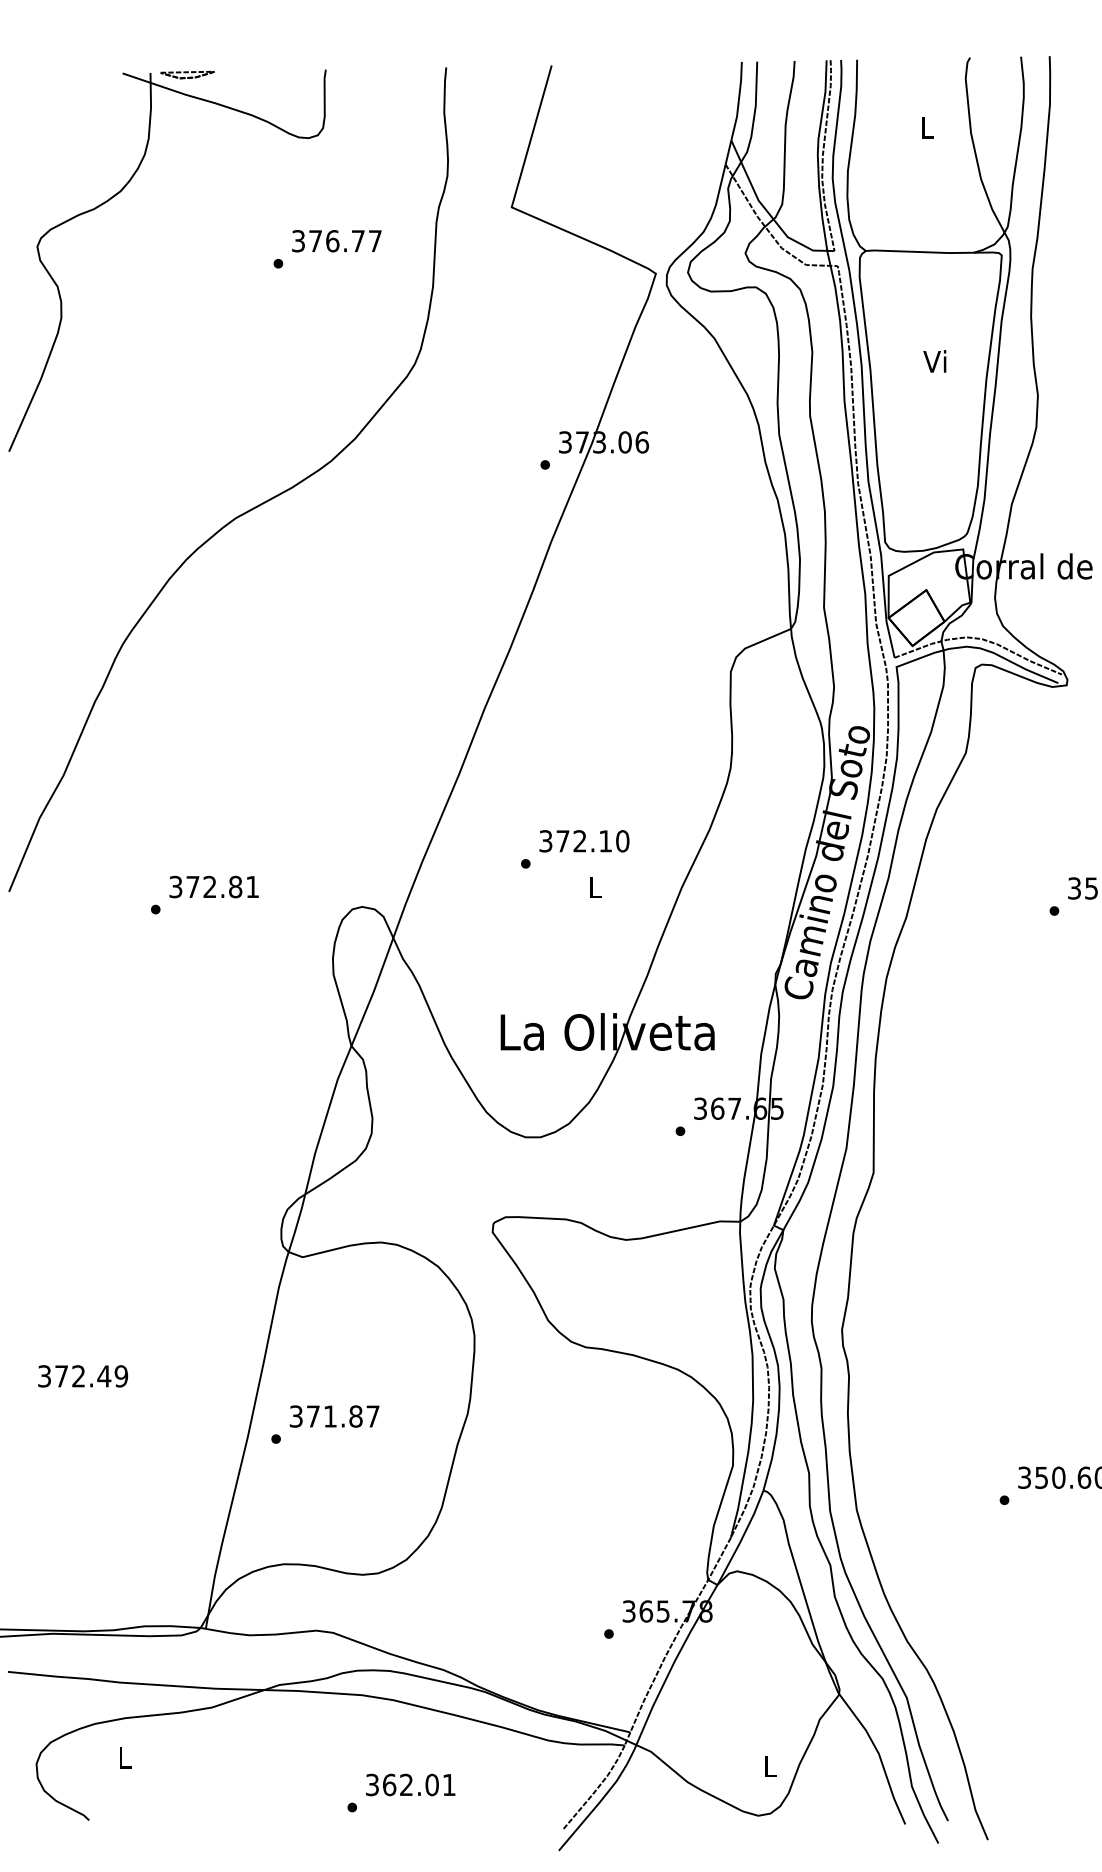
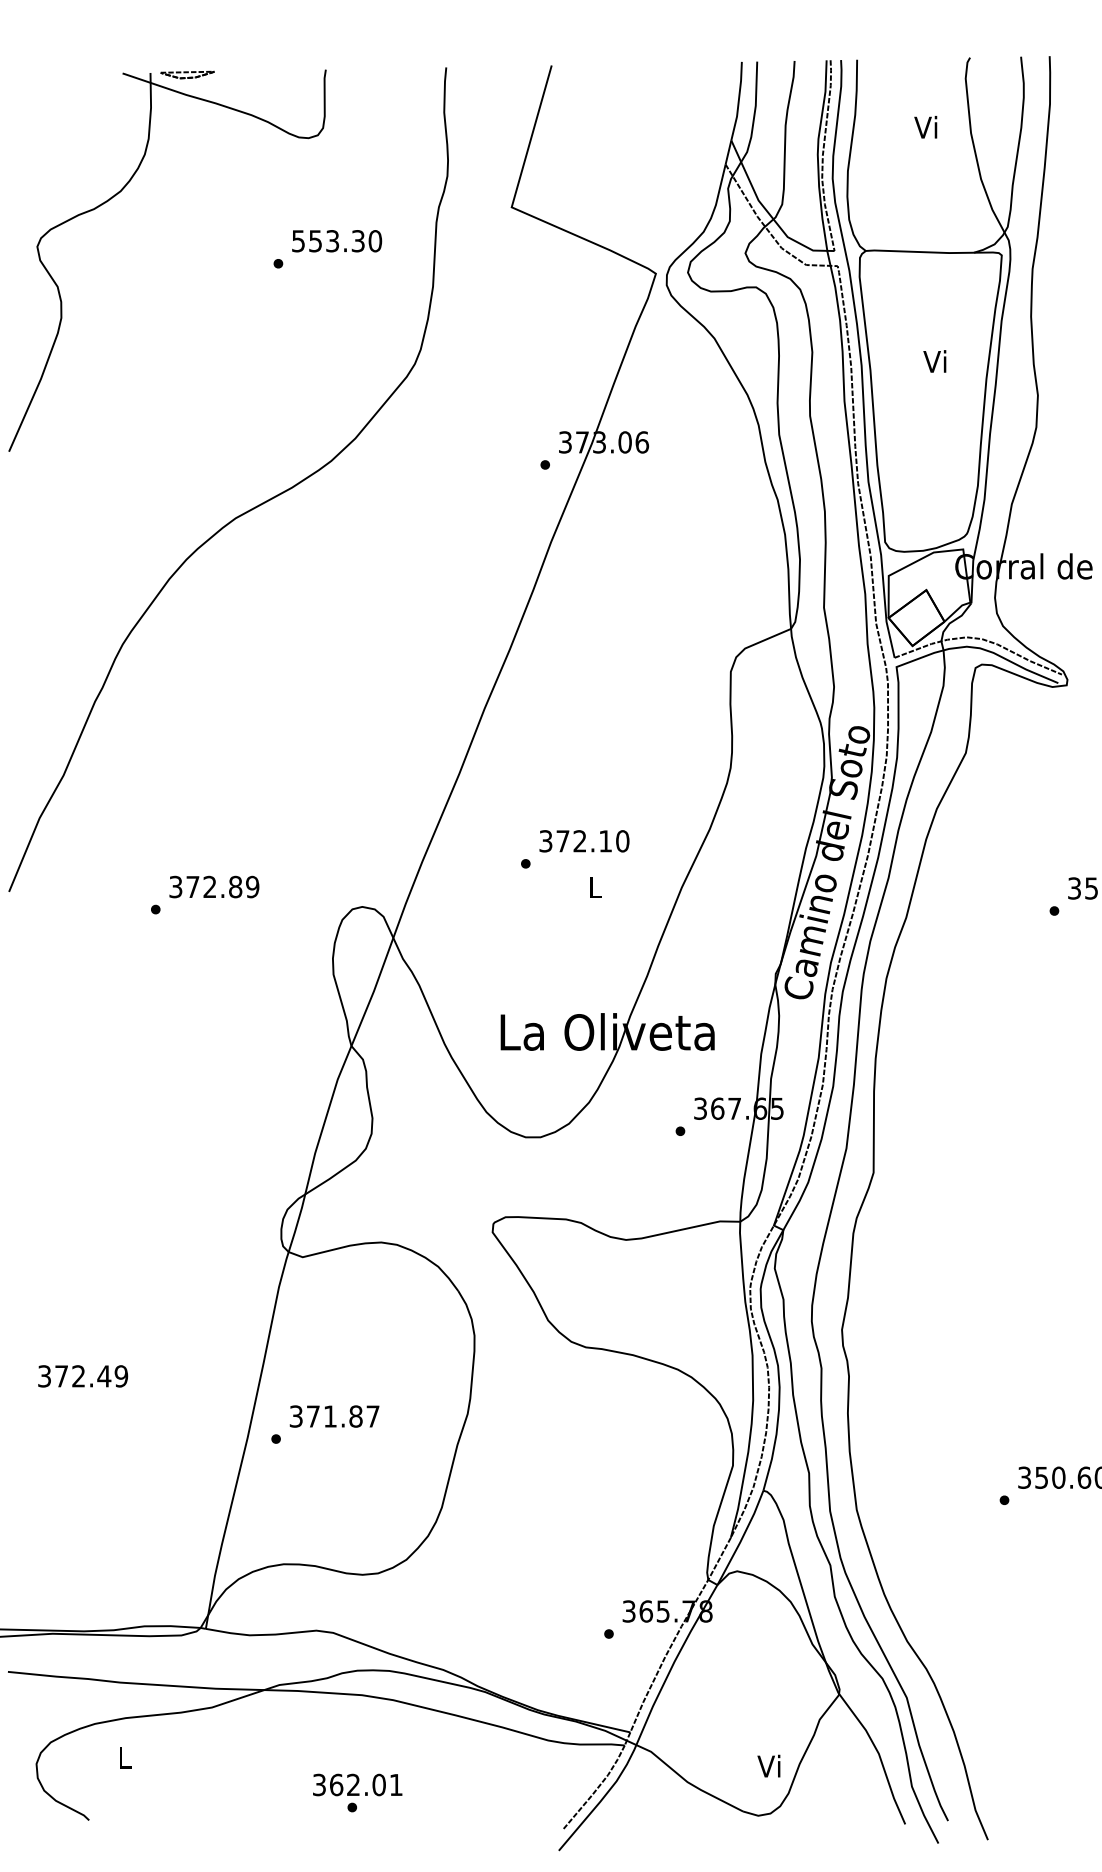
text: L -> Vi (925, 127)
text: 376.77 -> 553.30 (337, 241)
text: 372.81 -> 372.89 (252, 886)
text: L -> Vi (768, 1765)
text position: (410, 1784) -> (357, 1784) (357, 1784)
